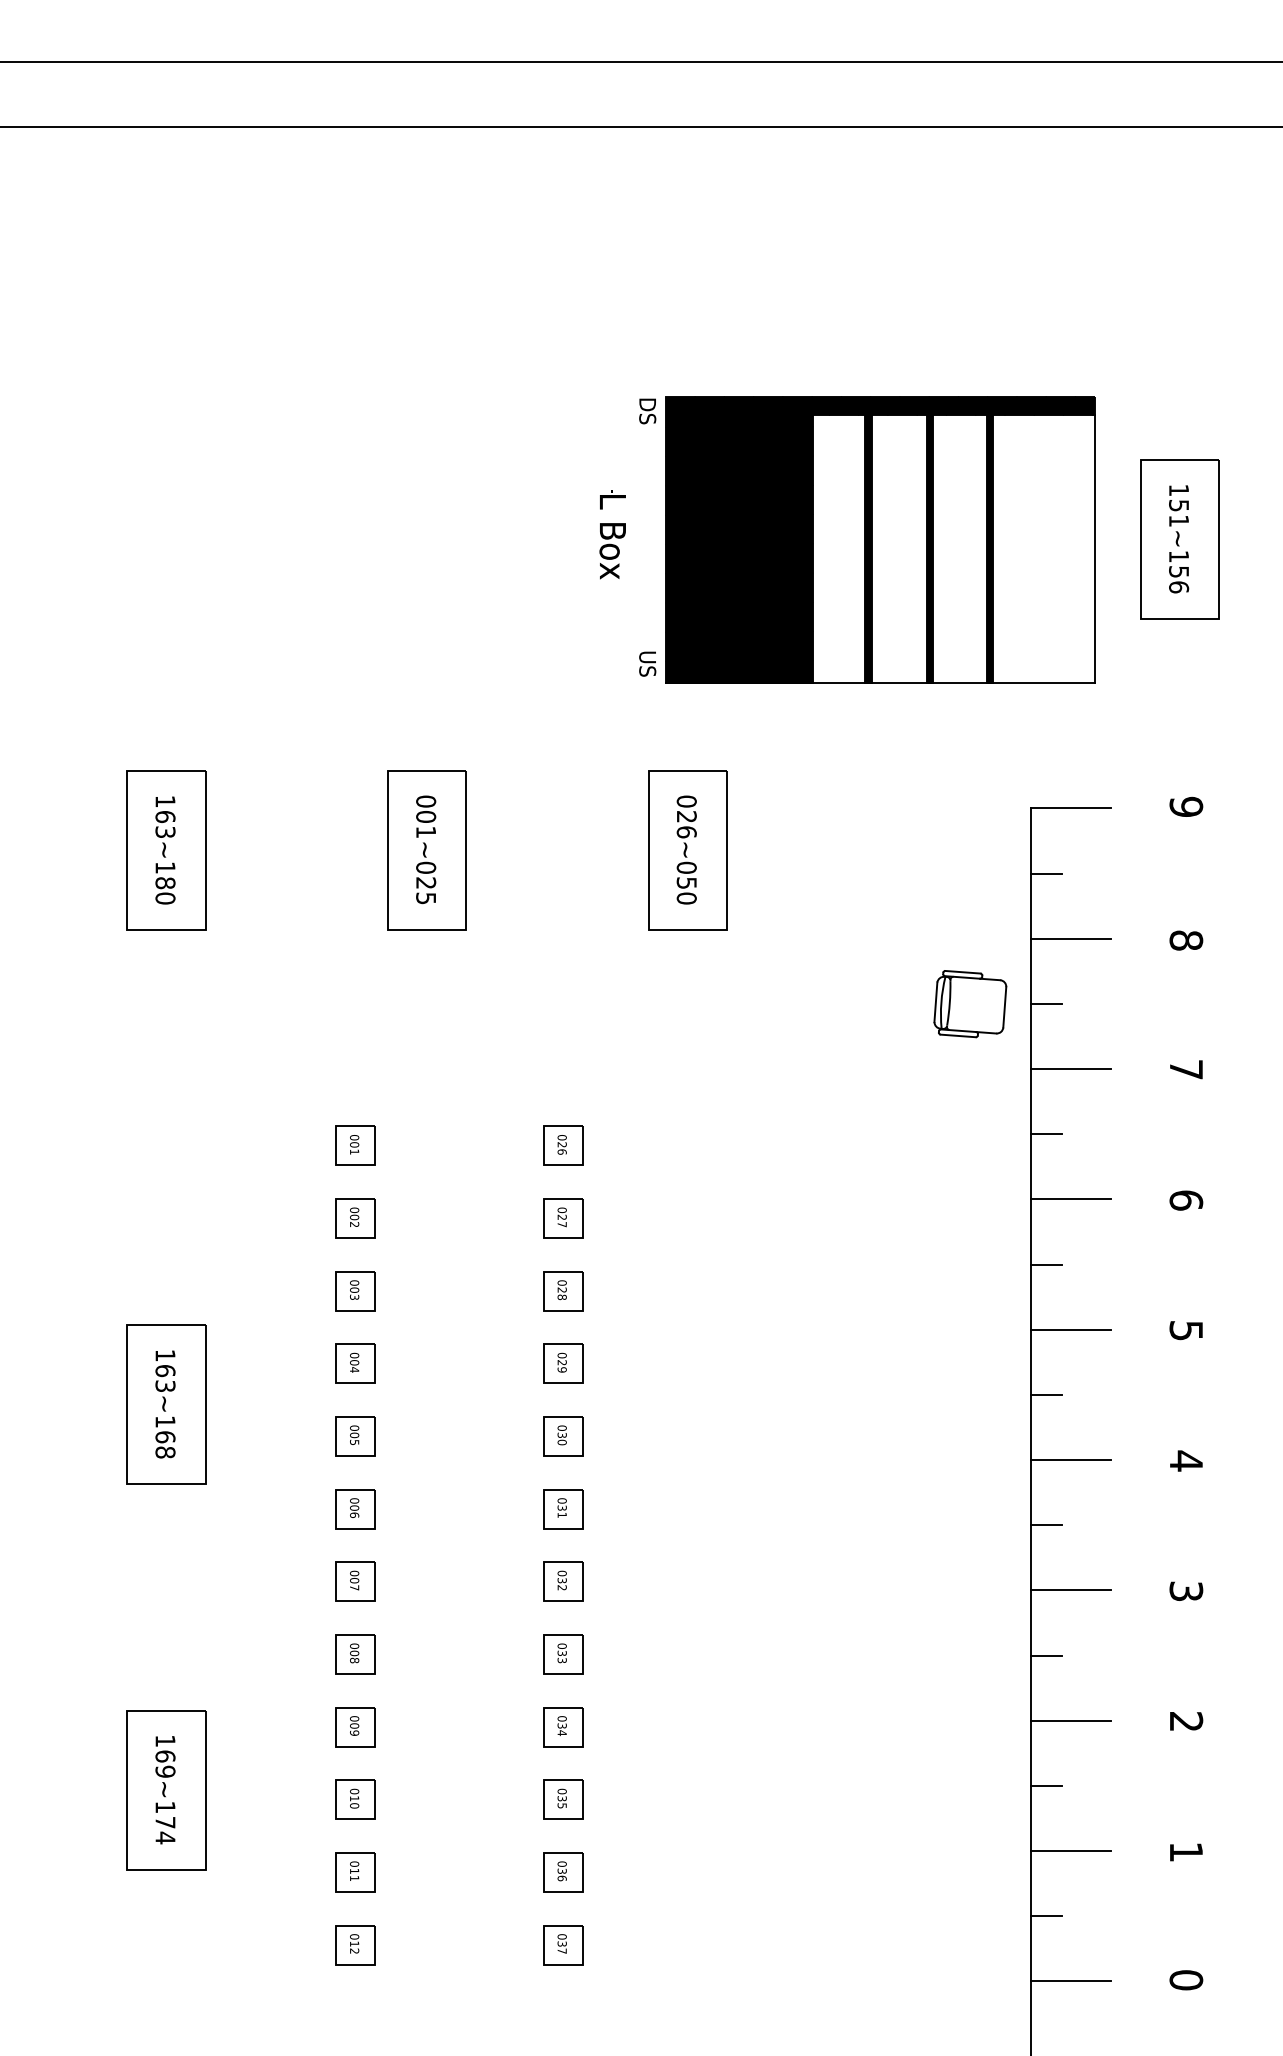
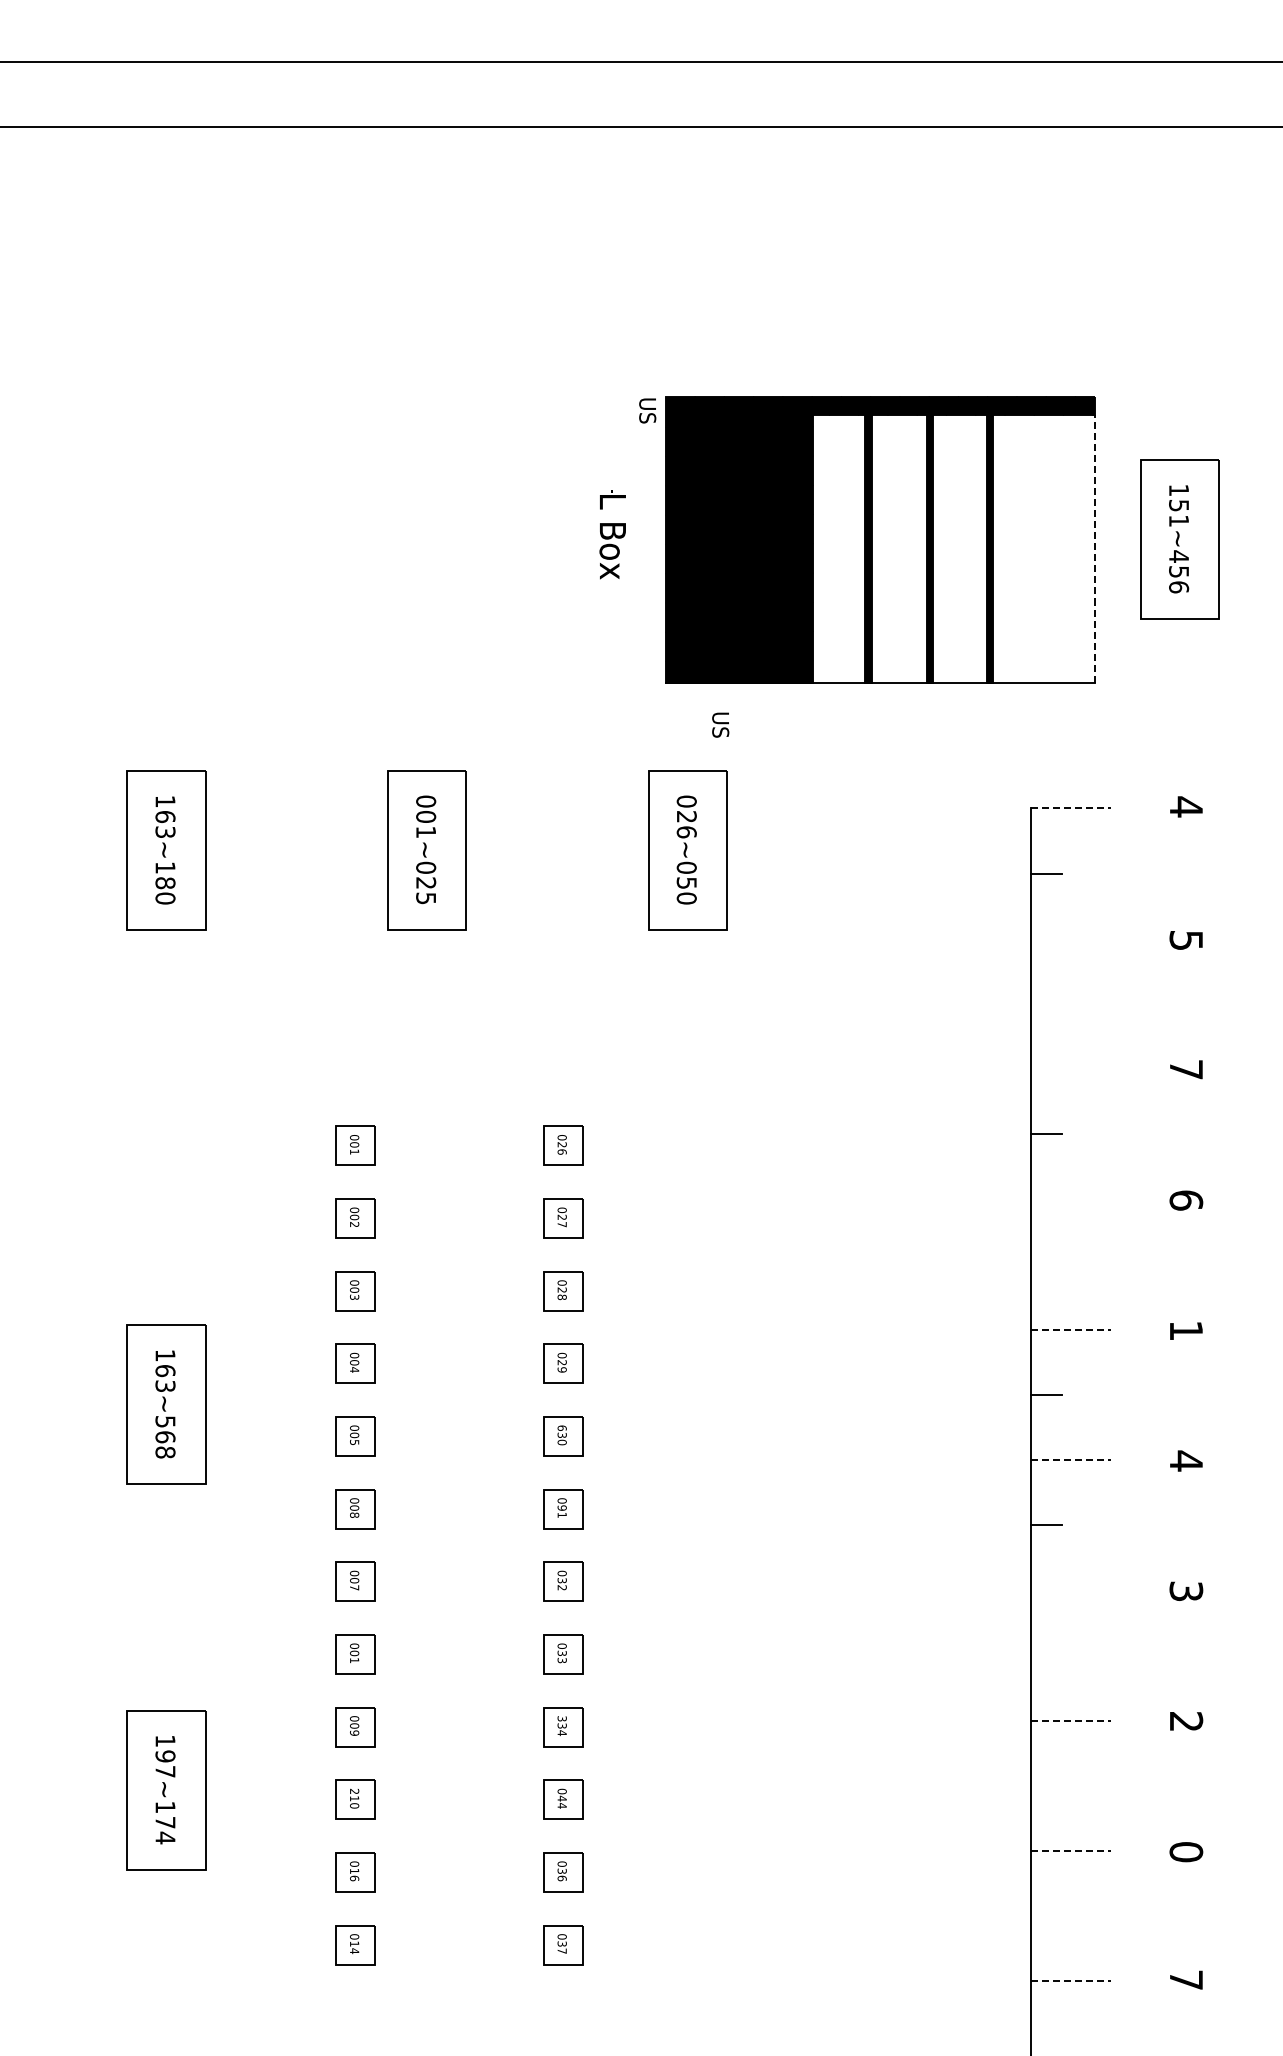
text: DS -> US (647, 411)
line: solid -> dashed (1094, 548)
text: 151~156 -> 151~456 (1178, 556)
text position: (647, 663) -> (720, 724) (720, 724)
text: 9 -> 4 (1186, 806)
line: solid -> dashed (1071, 808)
line: present -> none (1071, 938)
text: 8 -> 5 (1186, 940)
line: present -> none (1046, 1003)
part: present -> none (970, 1004)
line: present -> none (1071, 1069)
line: present -> none (1071, 1199)
line: present -> none (1046, 1264)
line: solid -> dashed (1071, 1329)
text: 5 -> 1 (1185, 1330)
text: 163~168 -> 163~568 (165, 1421)
text: 030 -> 630 (561, 1427)
line: solid -> dashed (1071, 1460)
text: 031 -> 091 (561, 1507)
text: 006 -> 008 (354, 1514)
line: present -> none (1071, 1590)
line: present -> none (1046, 1655)
text: 008 -> 001 (354, 1660)
text: 034 -> 334 (561, 1718)
line: solid -> dashed (1071, 1720)
text: 169~174 -> 197~174 (165, 1763)
line: present -> none (1046, 1785)
text: 010 -> 210 (354, 1791)
text: 035 -> 044 (561, 1801)
line: solid -> dashed (1071, 1851)
text: 1 -> 0 (1186, 1852)
text: 011 -> 016 (354, 1878)
line: present -> none (1046, 1916)
text: 012 -> 014 (354, 1951)
text: 0 -> 7 (1186, 1980)
line: solid -> dashed (1071, 1981)
